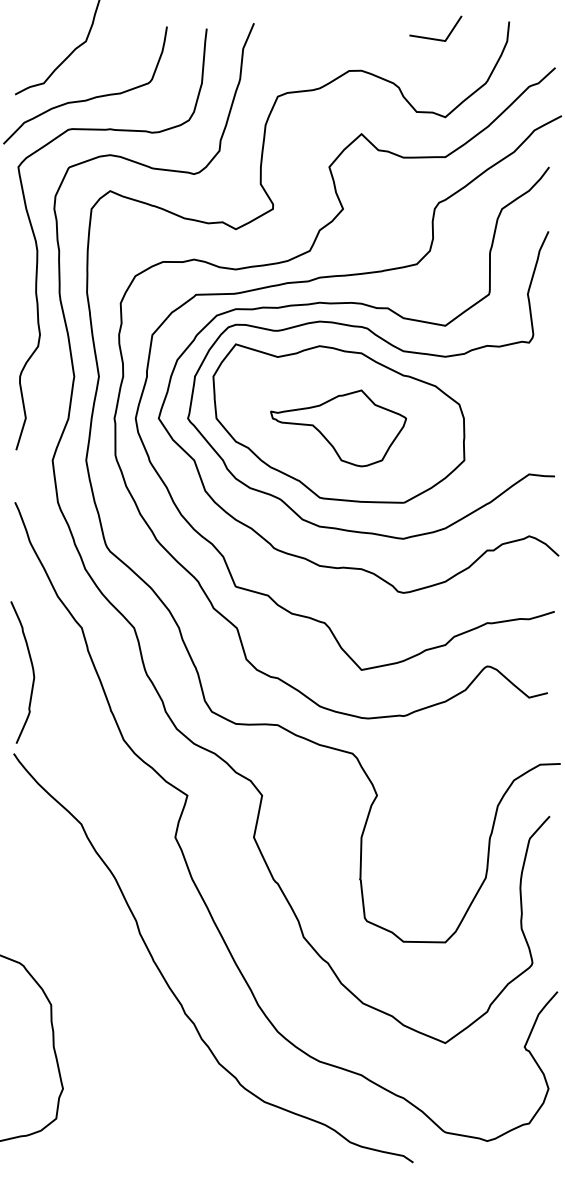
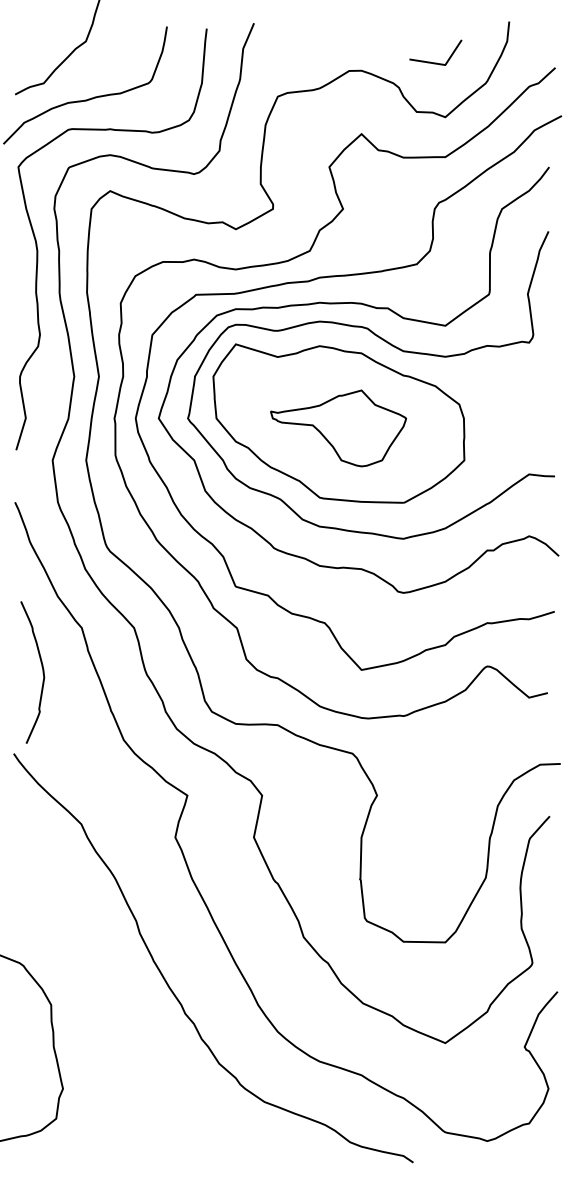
line position: (435, 38) -> (435, 62) (435, 62)
curve position: (32, 672) -> (42, 672) (42, 672)
